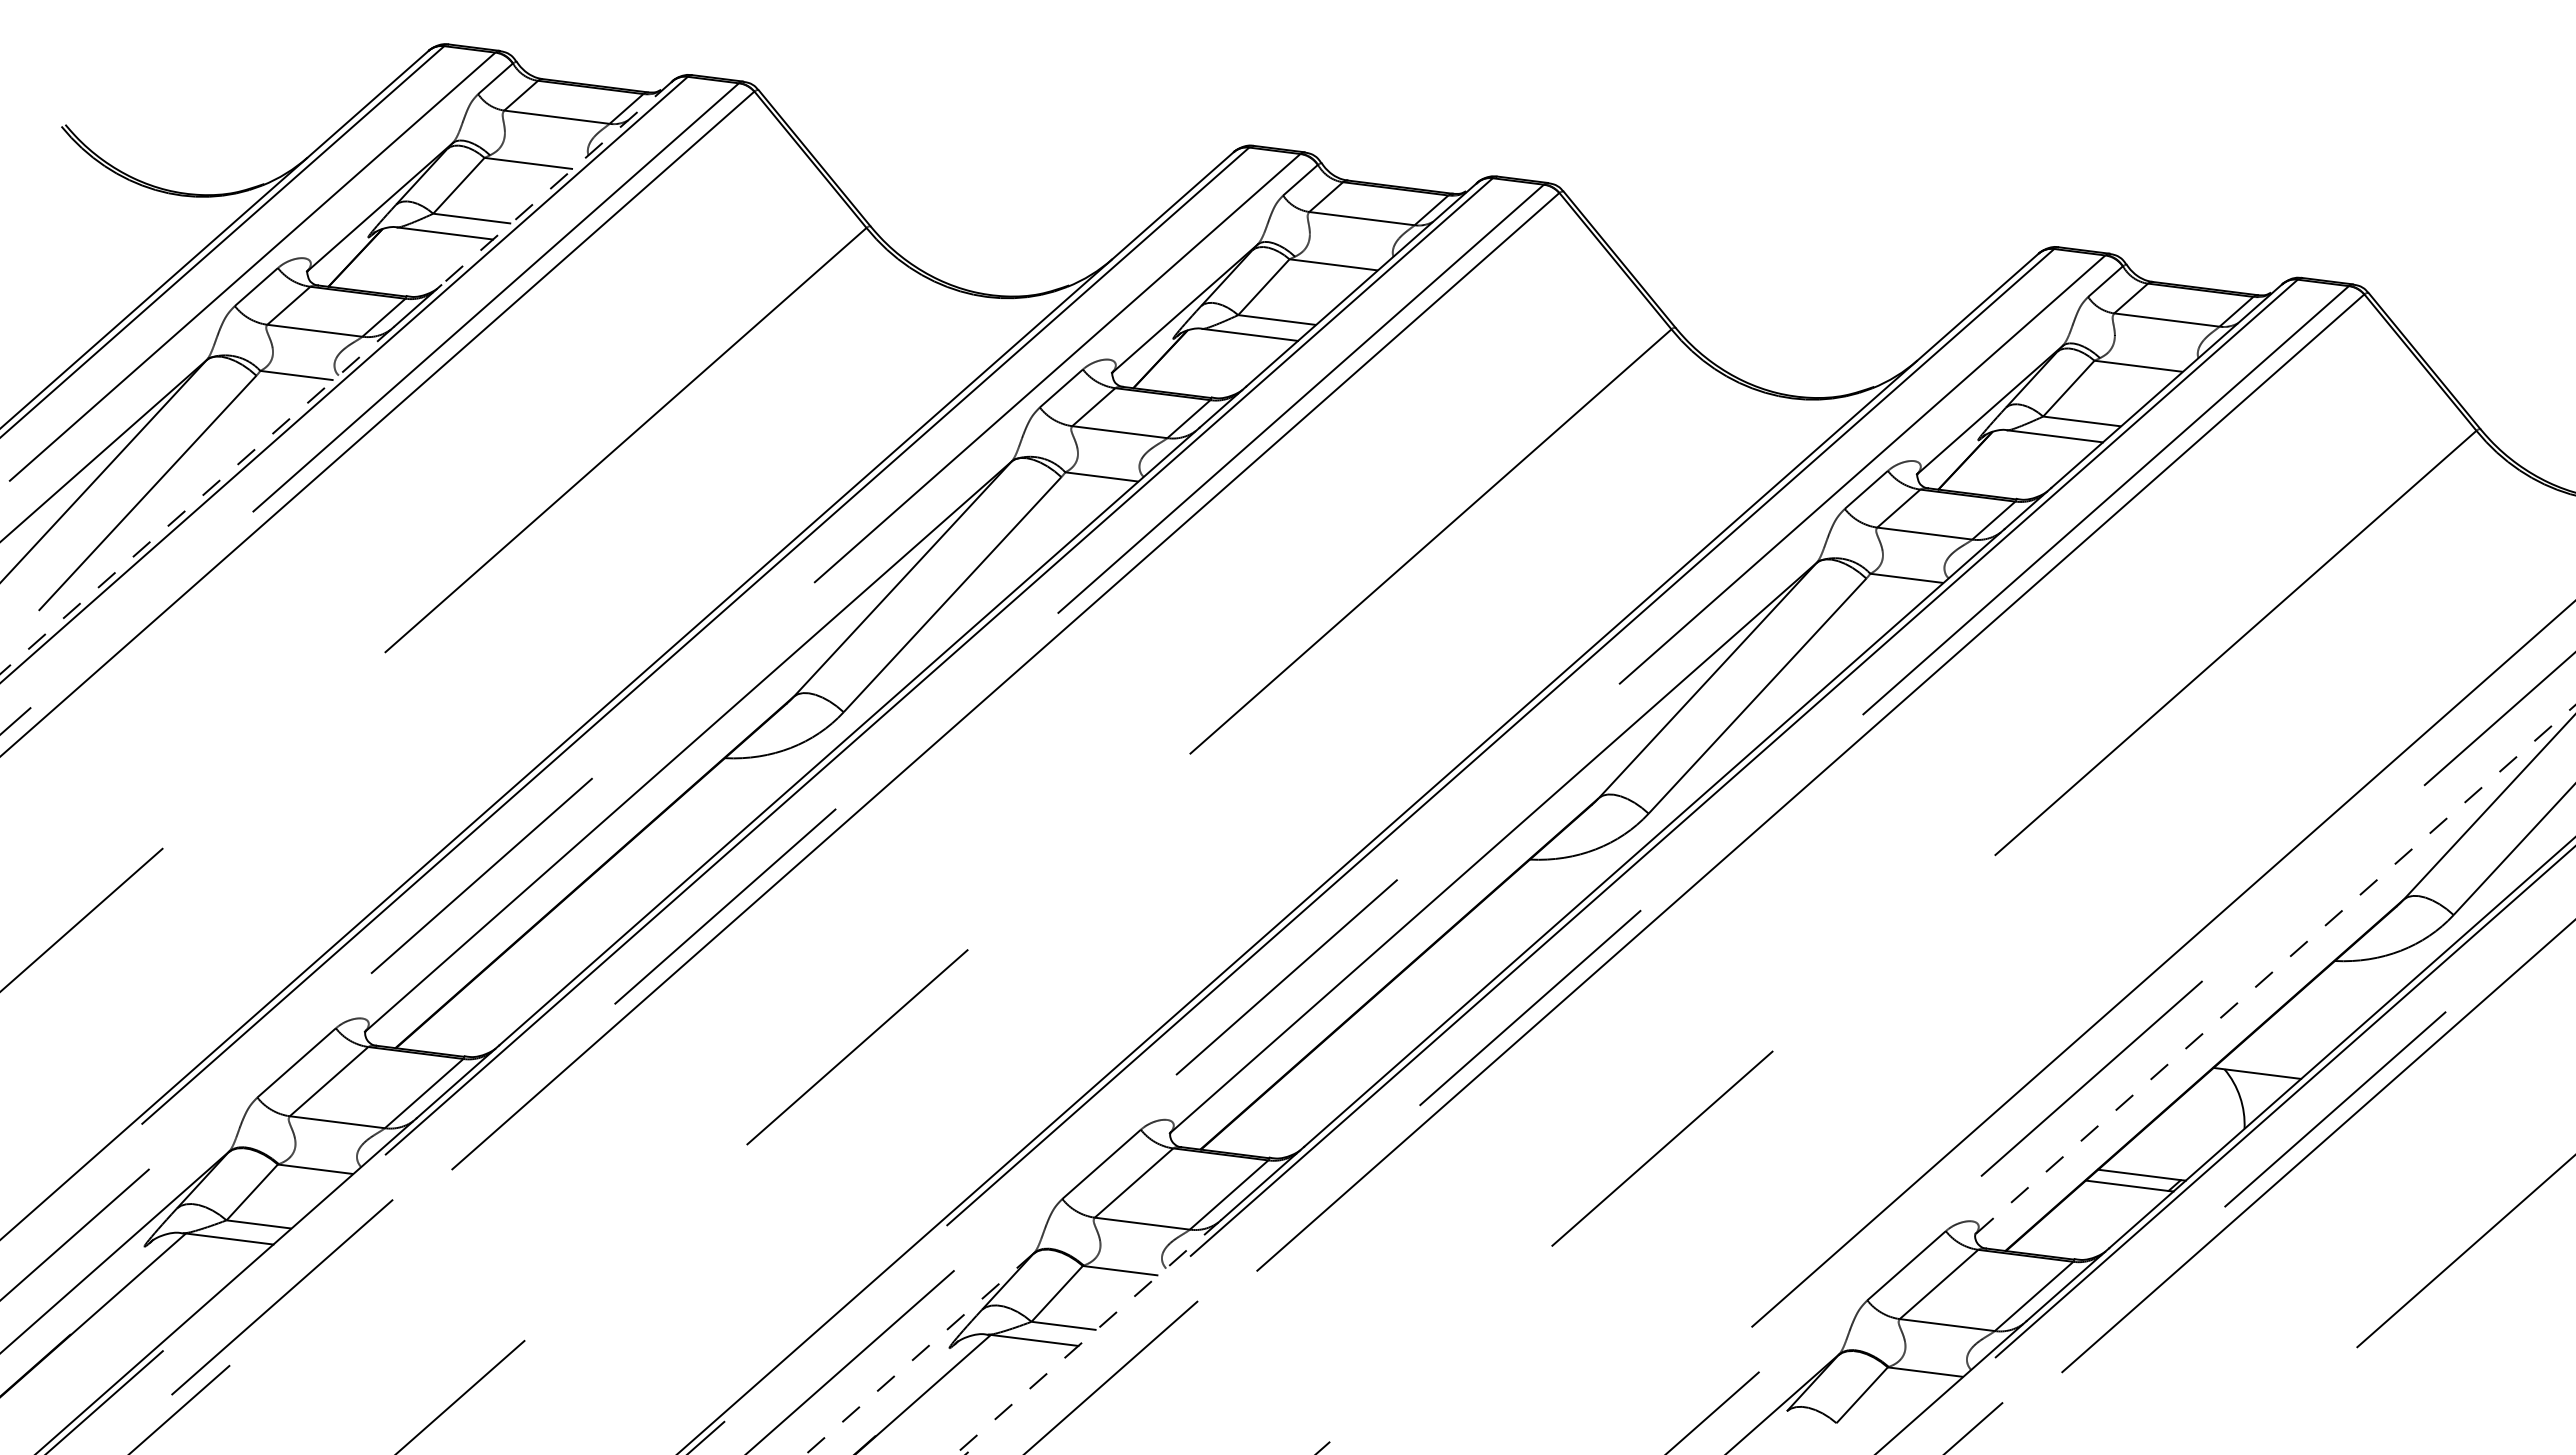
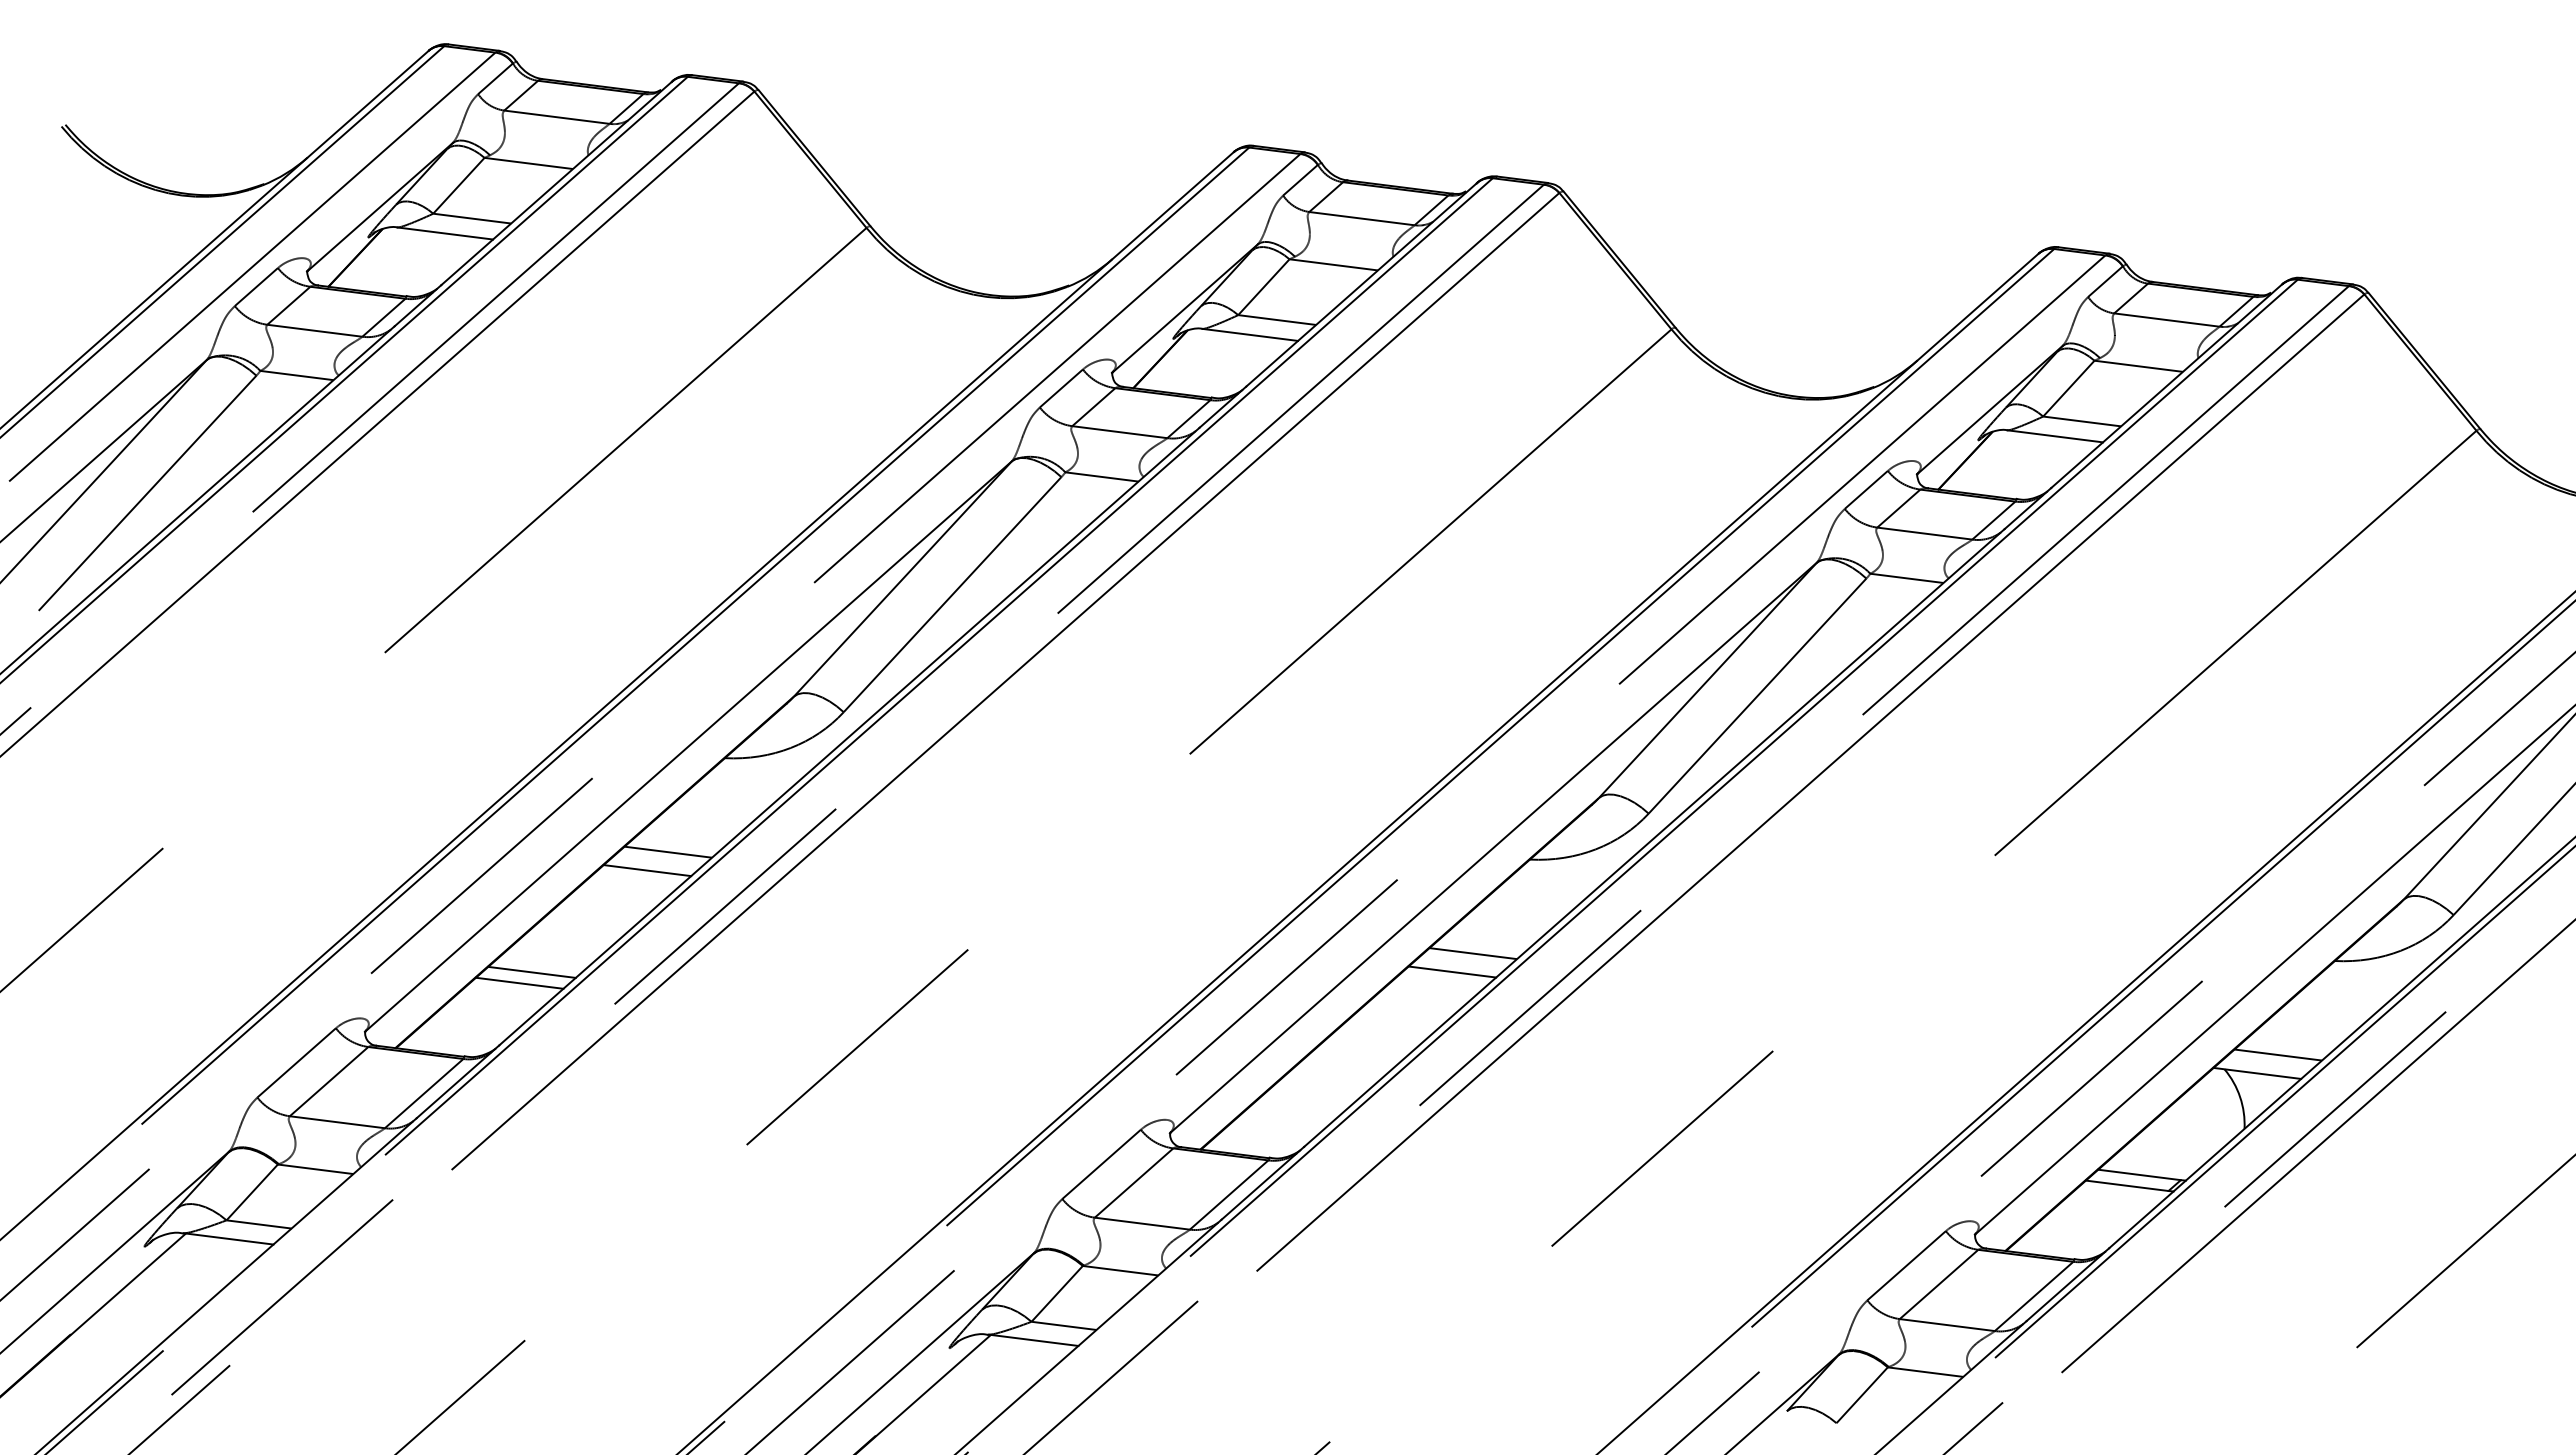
line: dashed -> solid (556, 183)
line: dashed -> solid (197, 500)
line: none -> present (668, 851)
line: none -> present (647, 870)
line: none -> present (1473, 953)
line: dashed -> solid (2275, 969)
line: none -> present (531, 971)
line: none -> present (1452, 971)
line: none -> present (519, 982)
line: none -> present (2086, 1022)
line: none -> present (2278, 1054)
line: dashed -> solid (1088, 1337)
line: dashed -> solid (919, 1354)
